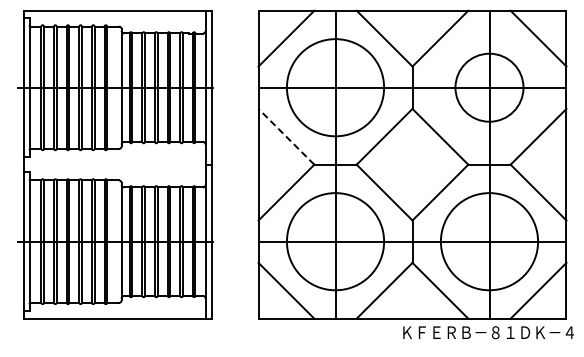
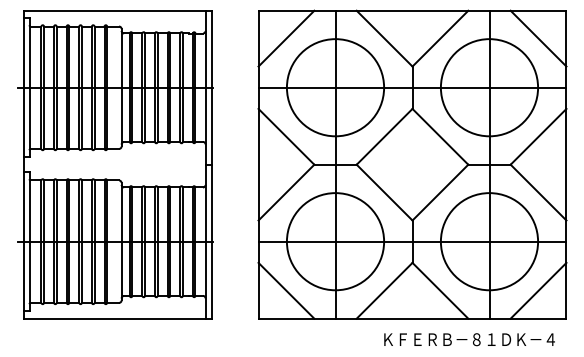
circle diameter: 68 px -> 97 px (489, 87)
line: dashed -> solid (286, 136)
text position: (488, 332) -> (469, 339) (469, 339)
